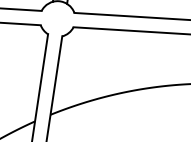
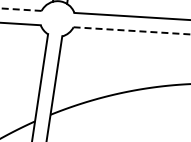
line: solid -> dashed (20, 9)
line: solid -> dashed (132, 30)
